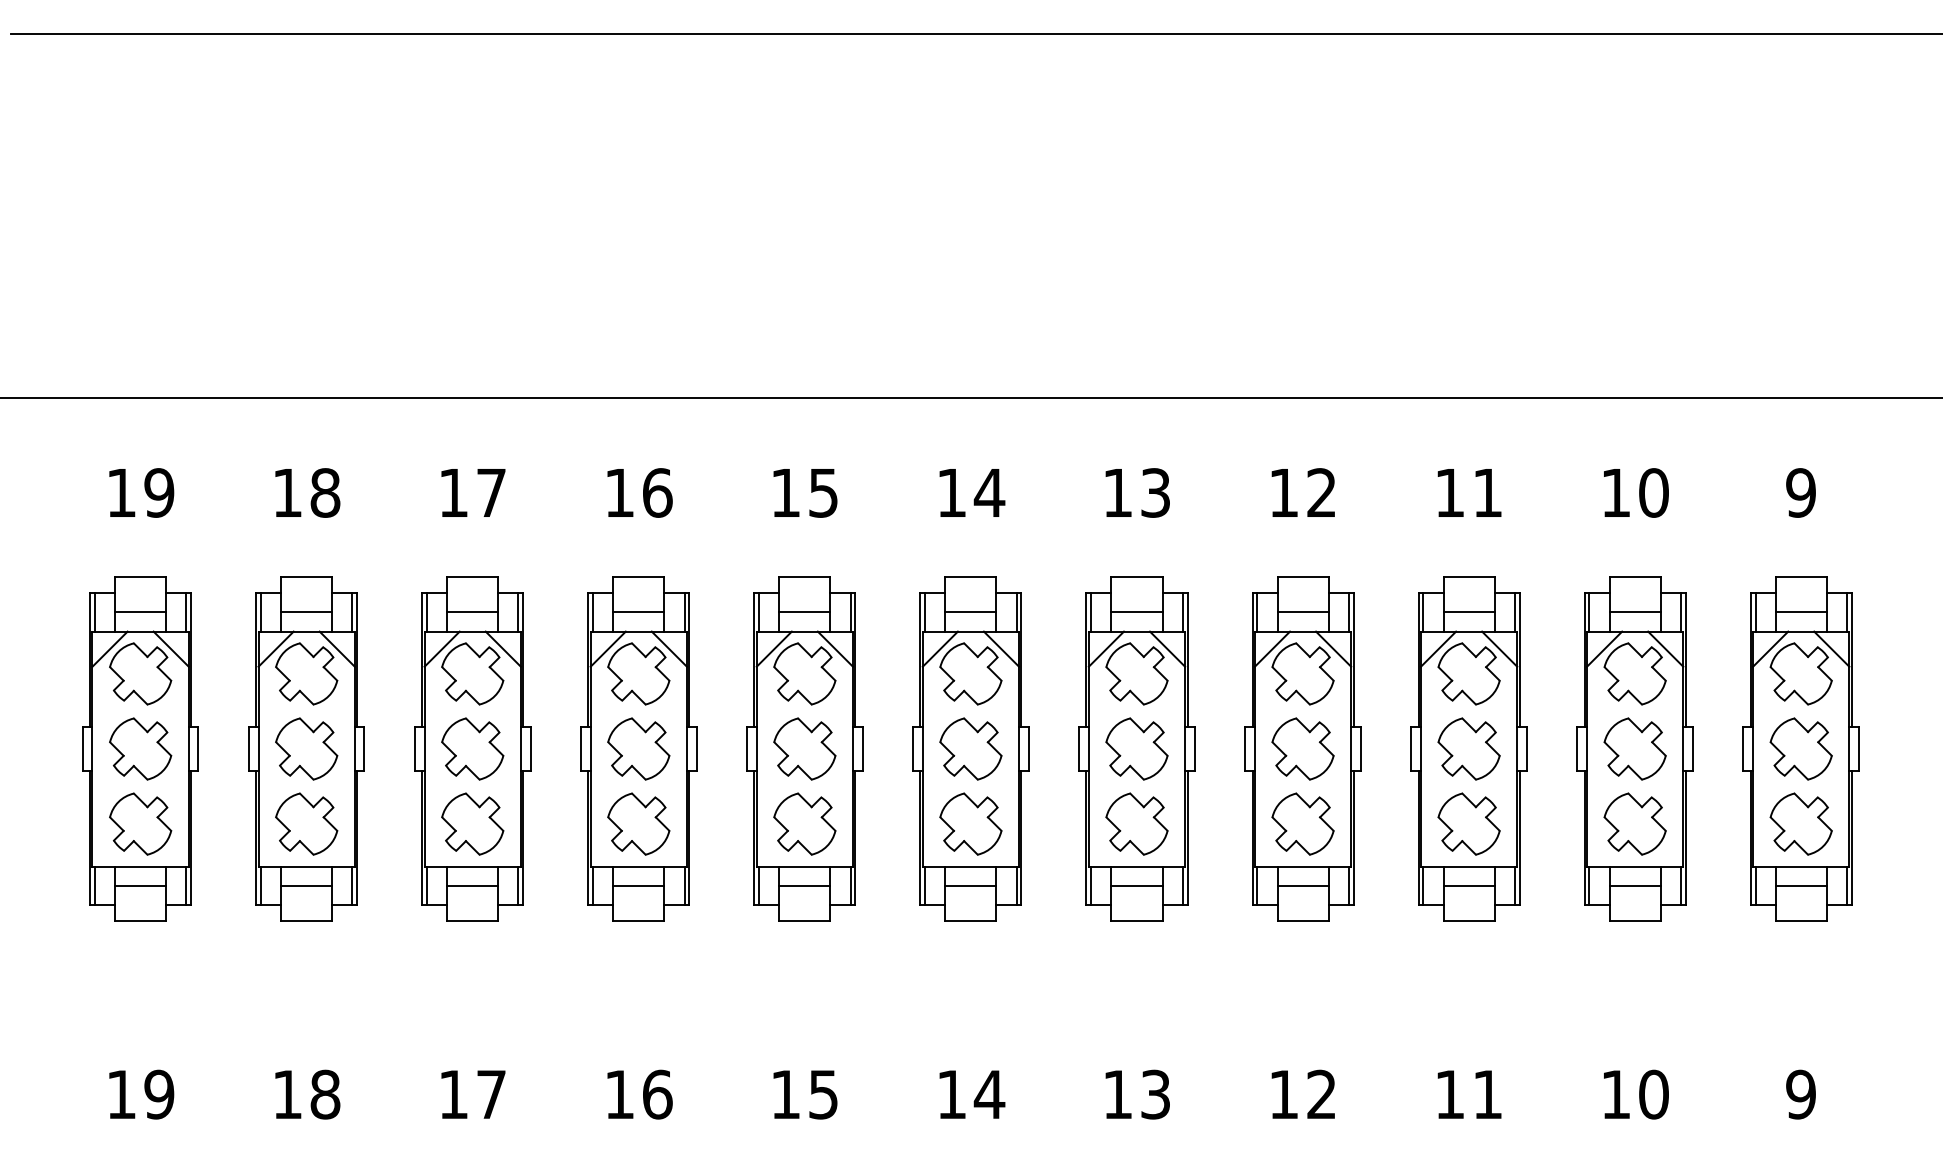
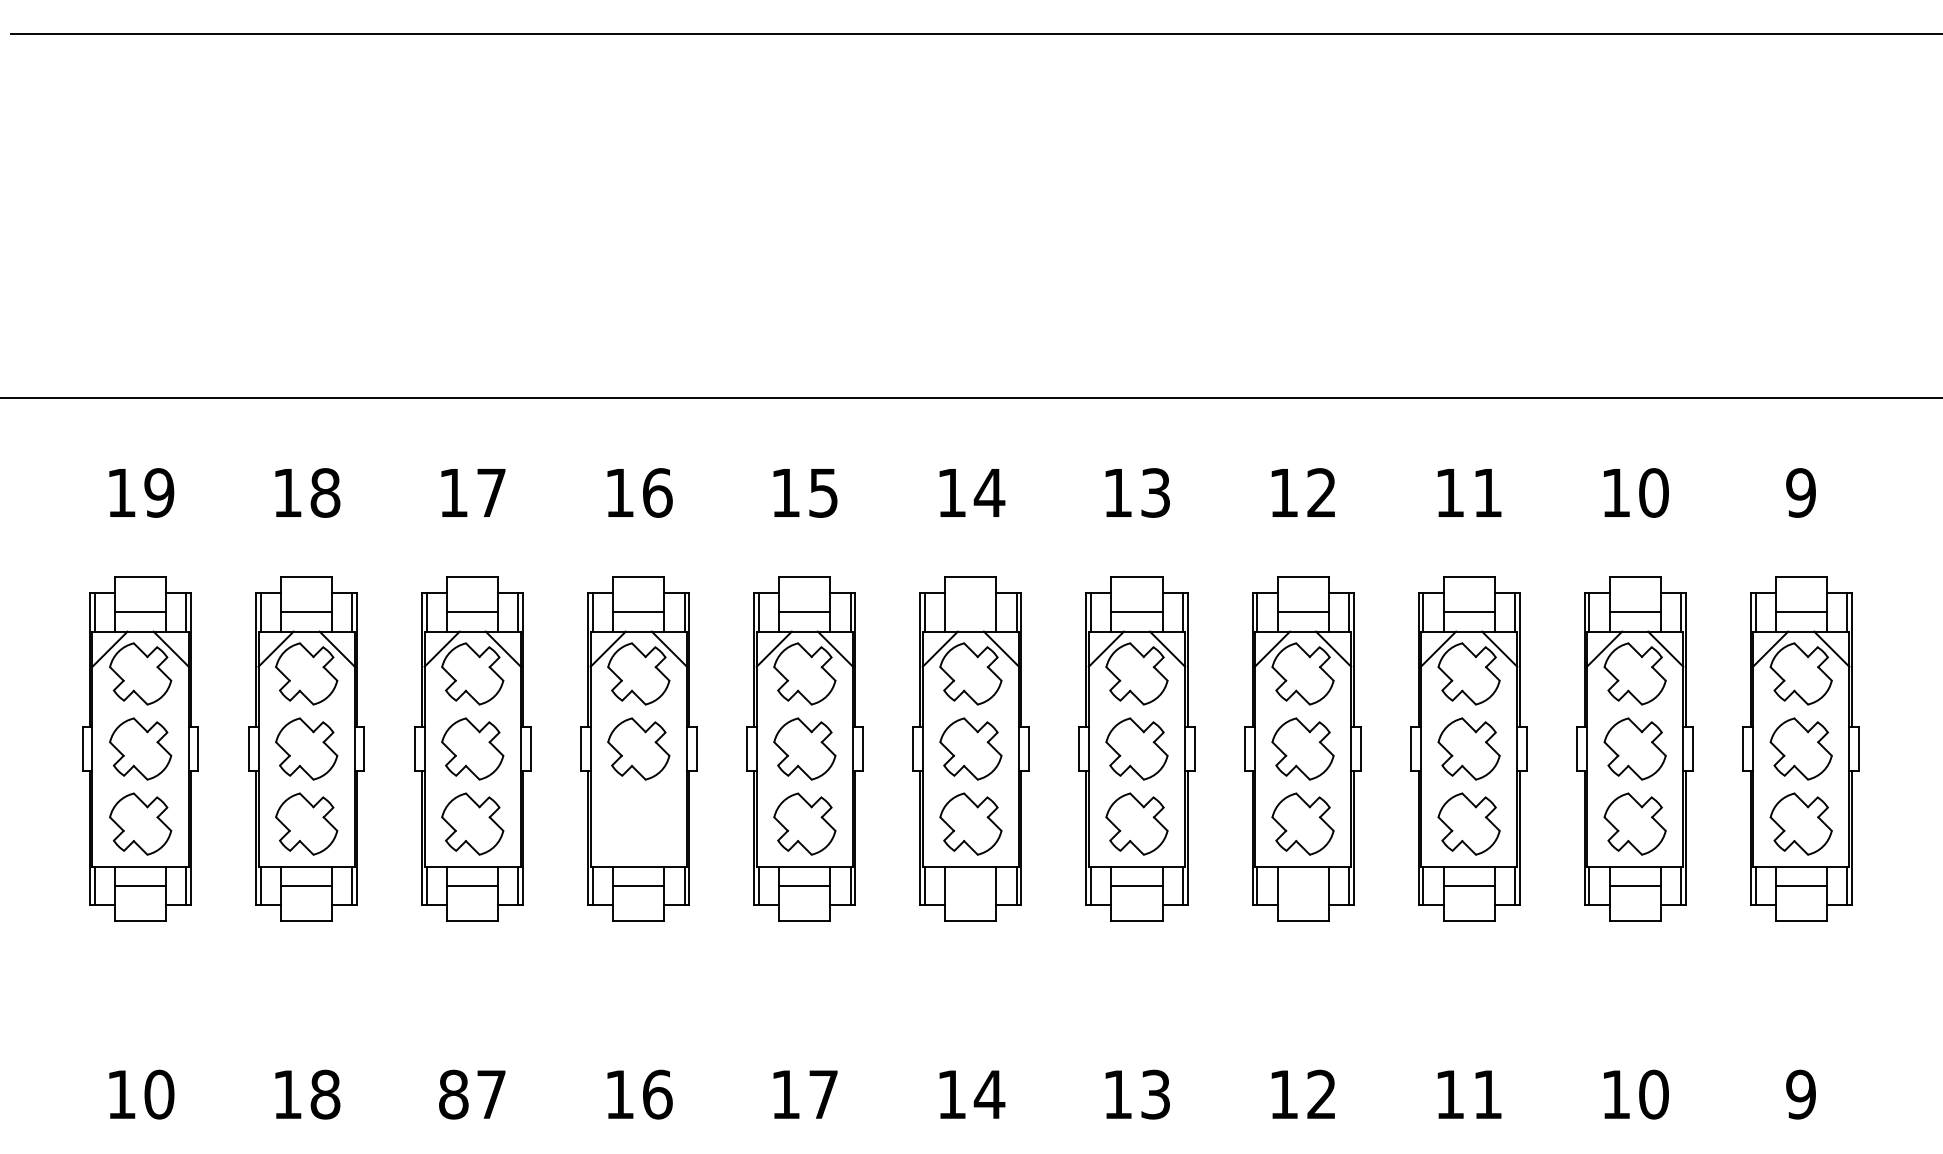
line: present -> none (970, 612)
part: present -> none (638, 823)
line: present -> none (970, 885)
line: present -> none (1302, 885)
text: 19 -> 10 (159, 1094)
text: 17 -> 87 (453, 1094)
text: 15 -> 17 (823, 1094)
